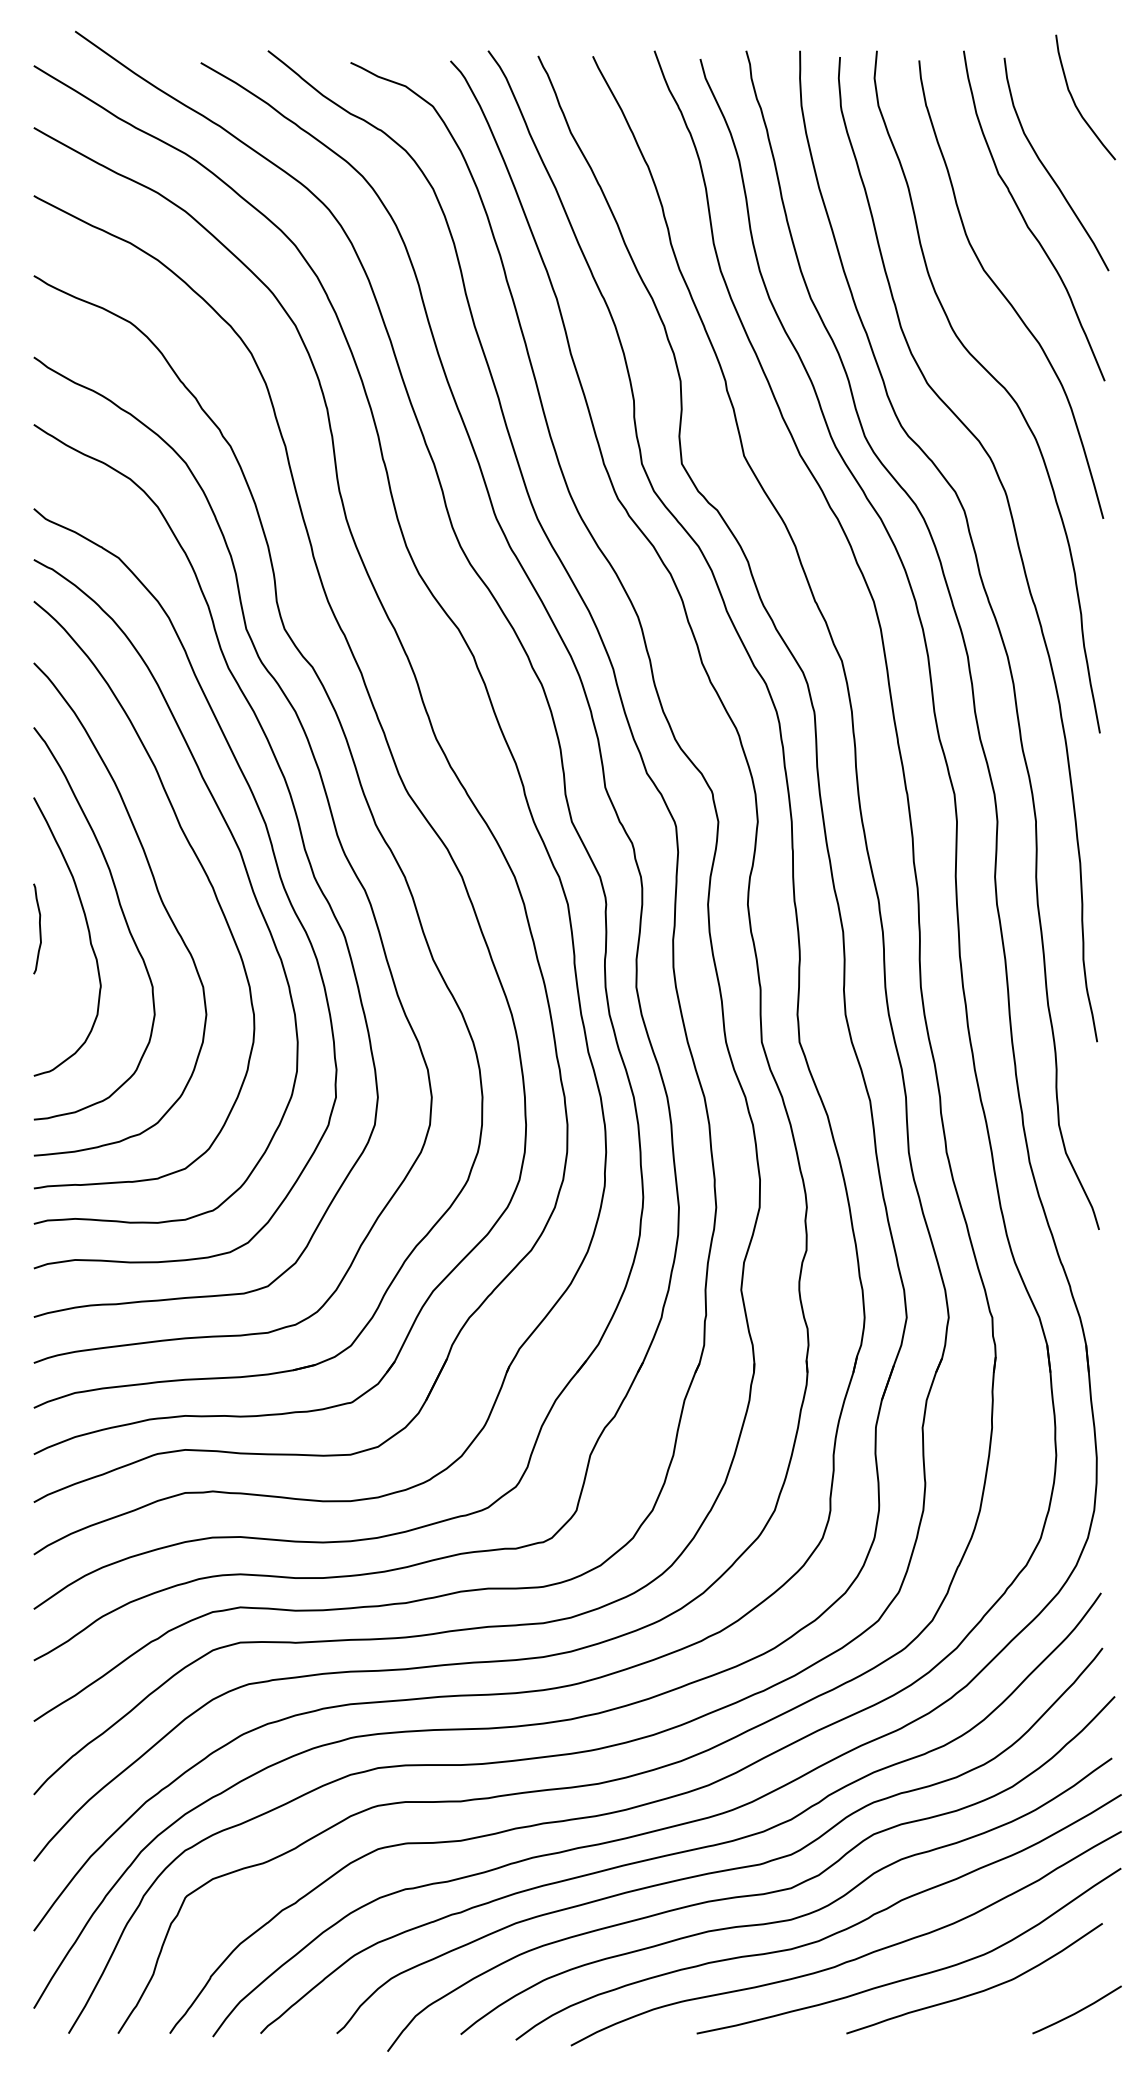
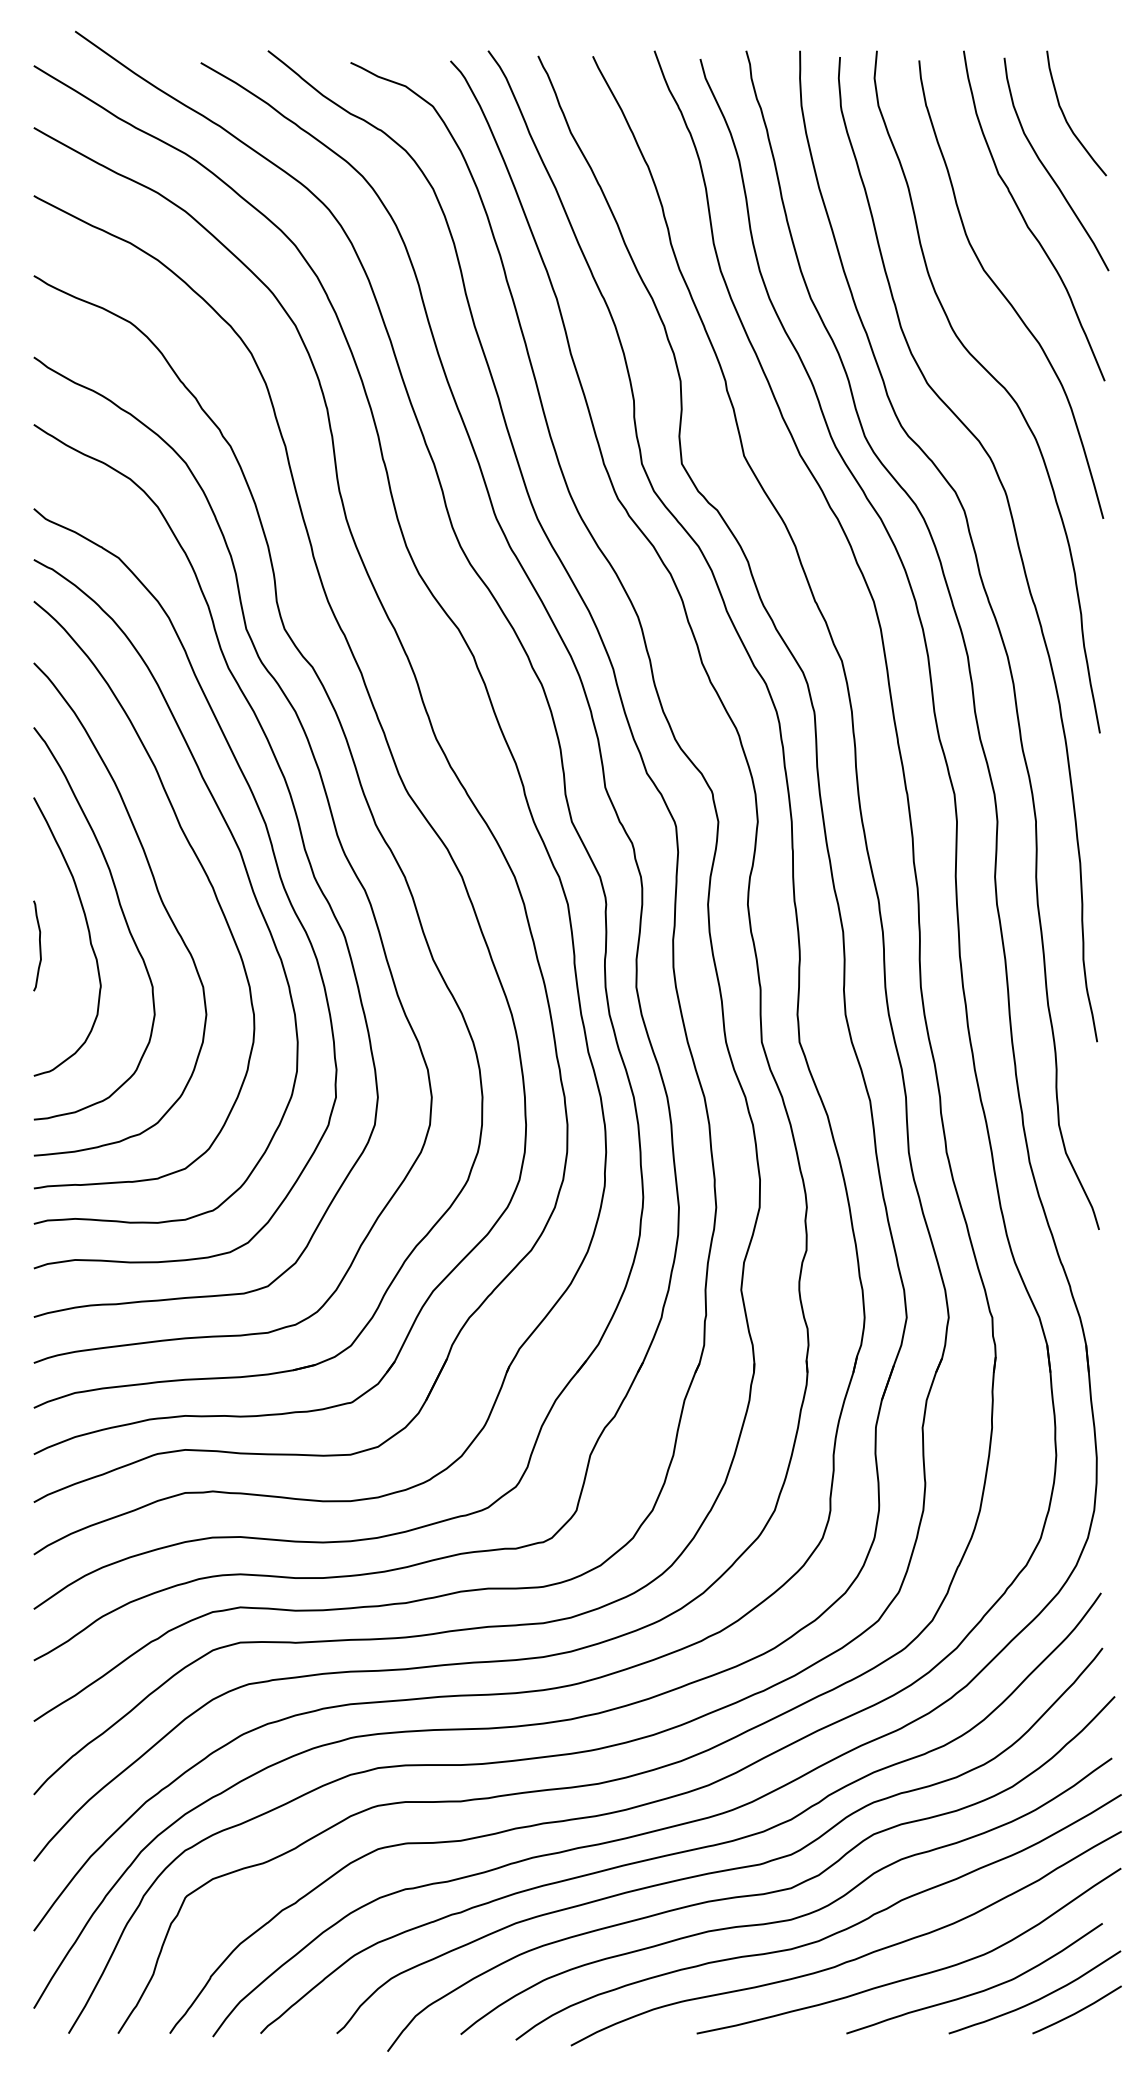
curve position: (1075, 102) -> (1066, 118) (1066, 118)
curve position: (39, 928) -> (39, 945) (39, 945)
curve: none -> present (1038, 1998)
